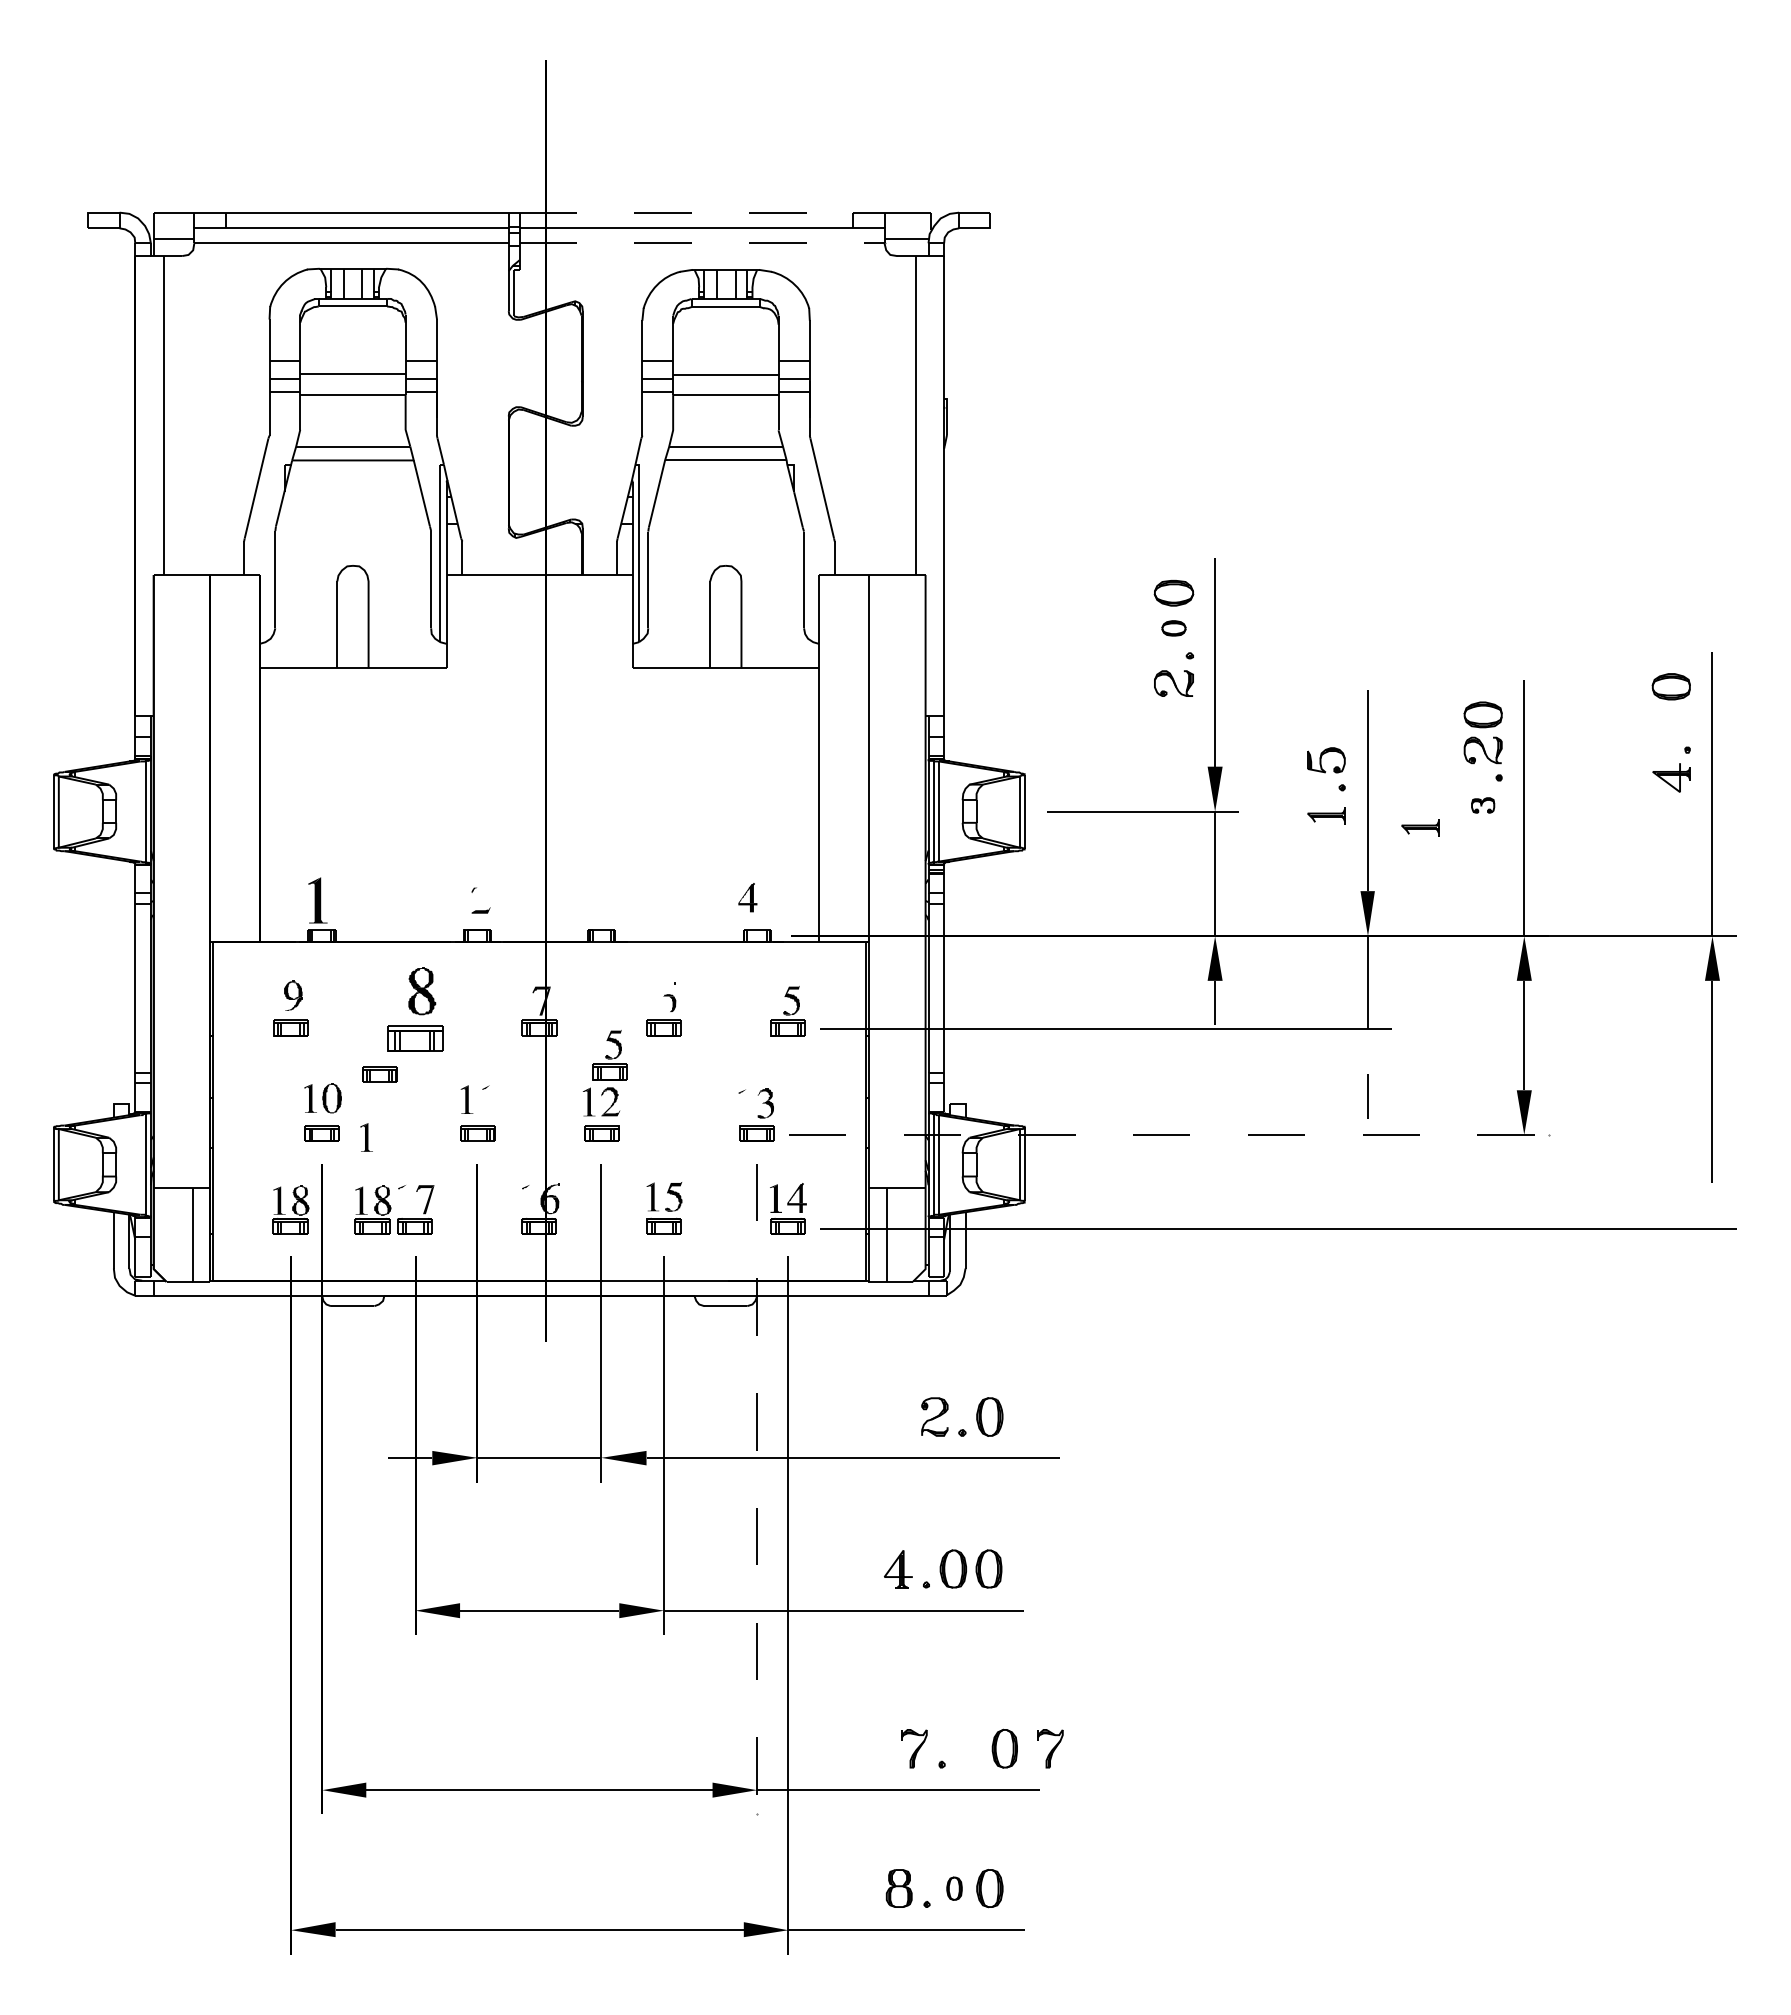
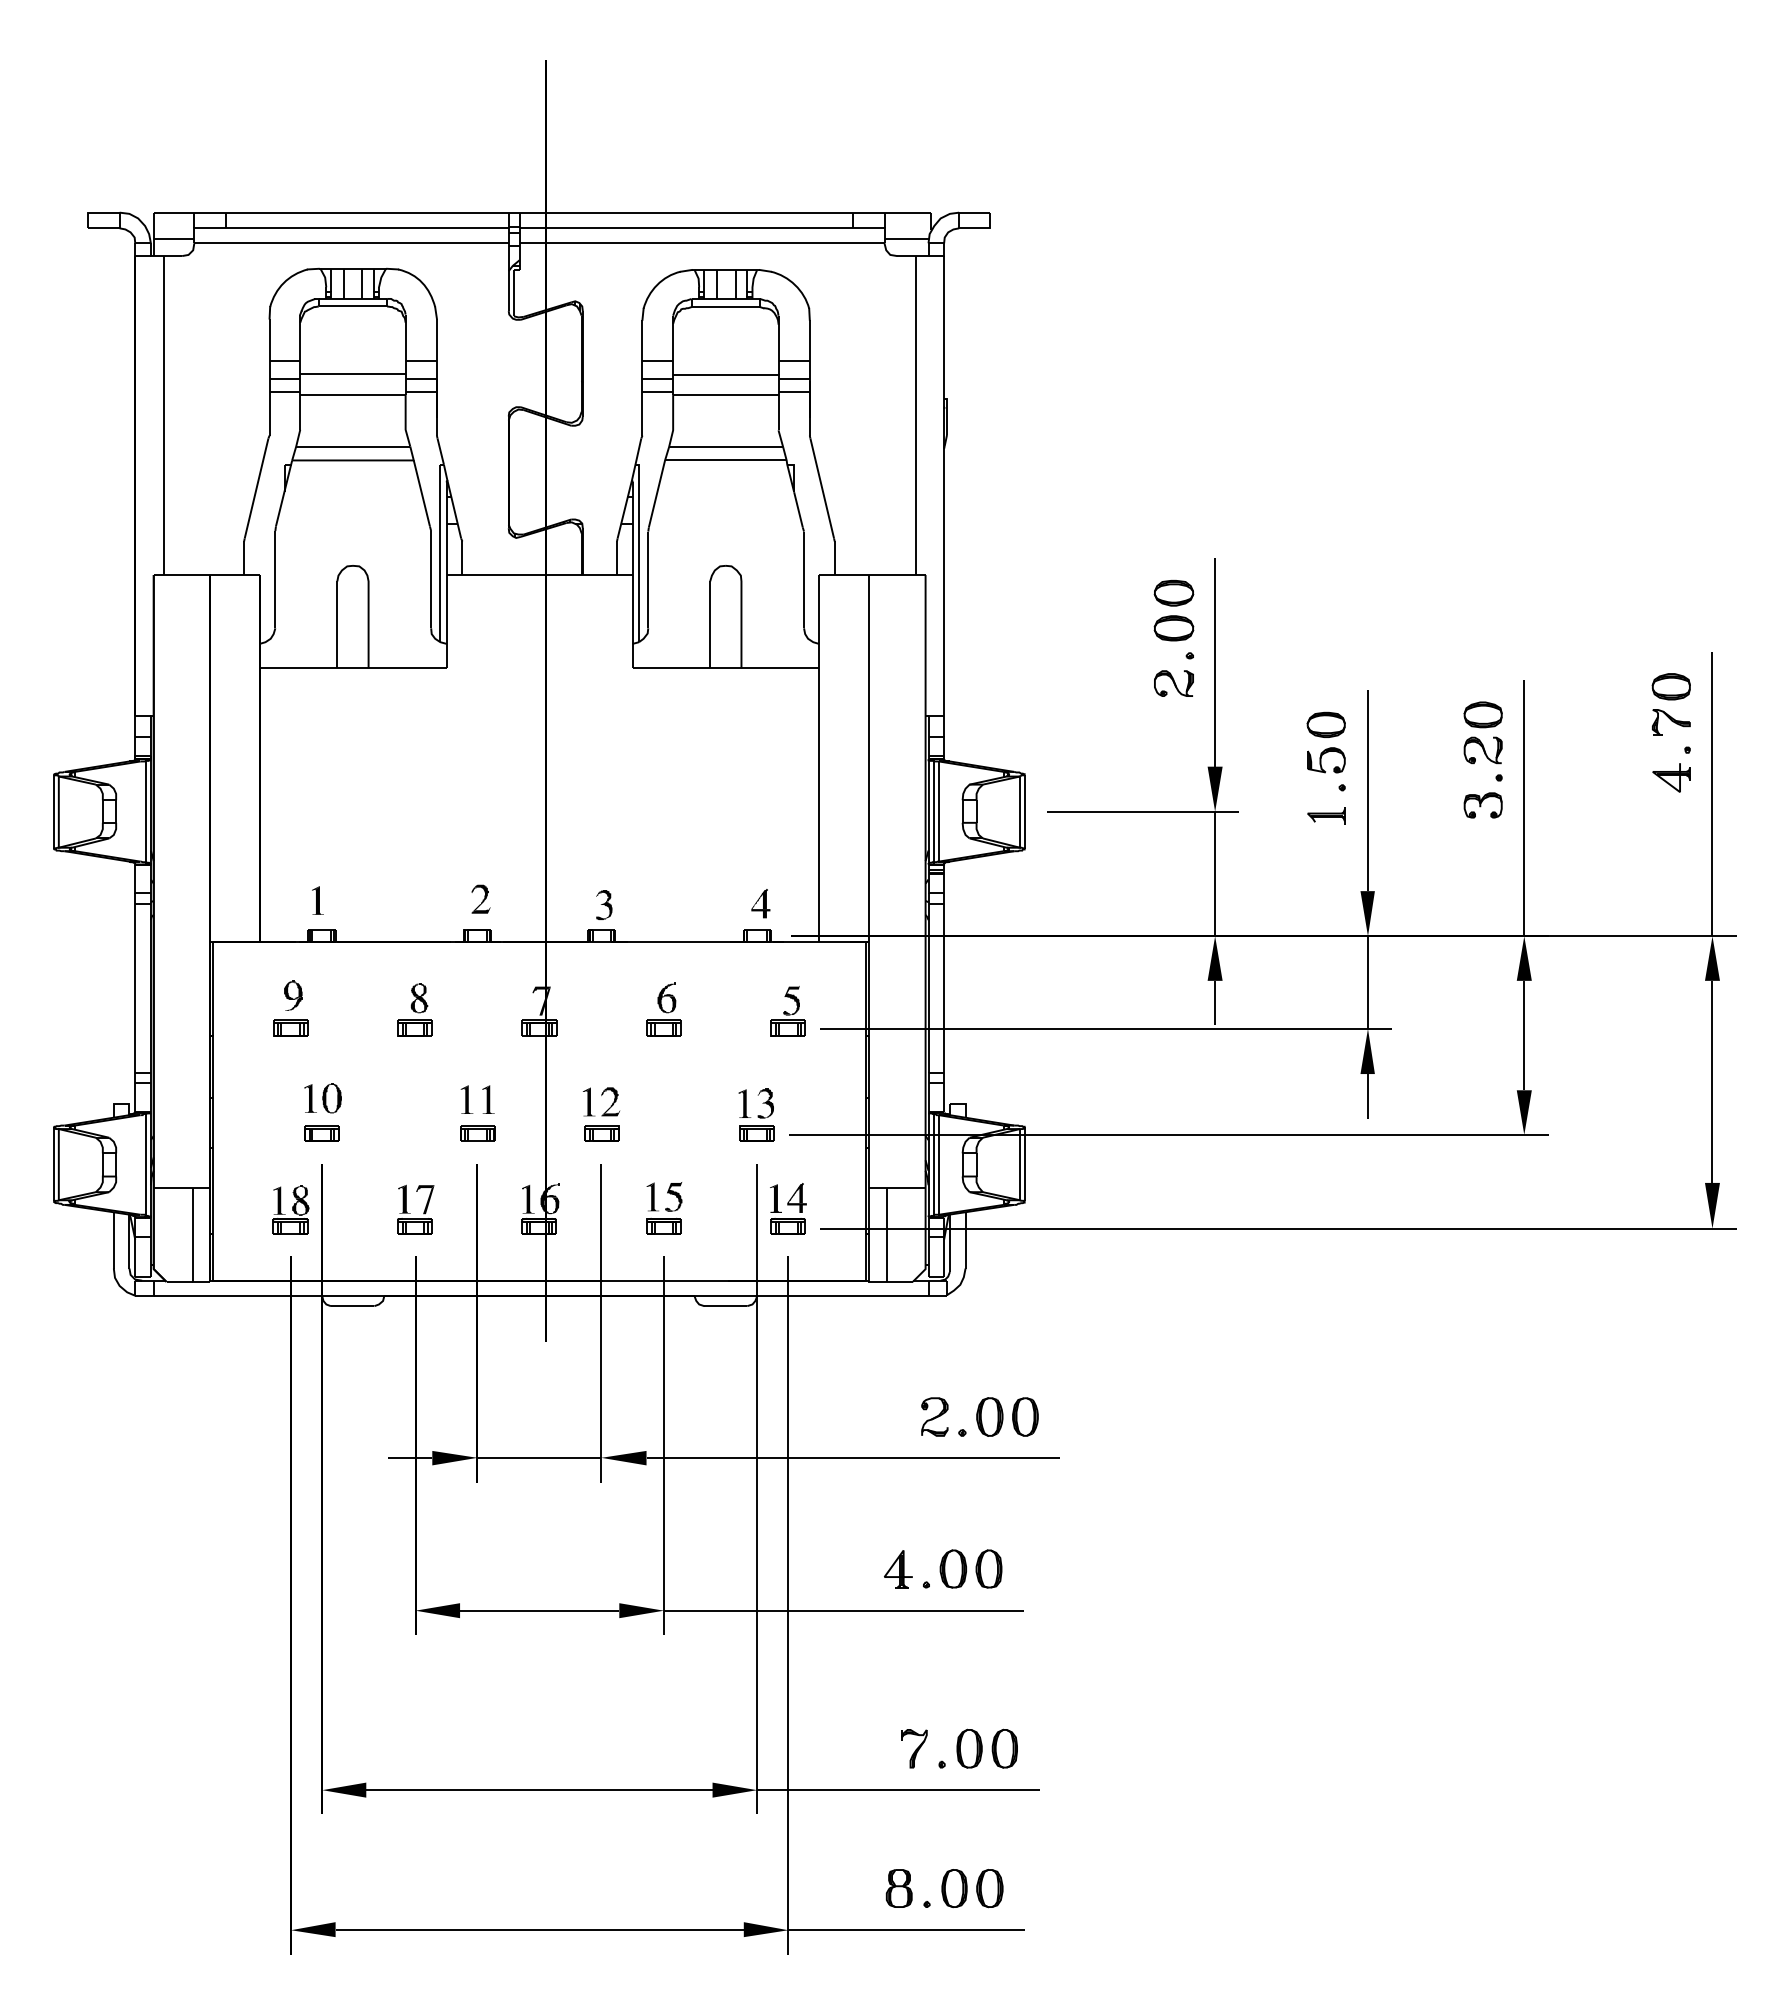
line: dashed -> solid (687, 212)
line: dashed -> solid (702, 243)
part size: 26x17 px -> 42x27 px (1173, 628)
part: none -> present (1670, 722)
part: none -> present (1325, 724)
part size: 25x17 px -> 40x27 px (1482, 805)
part: present -> none (1420, 827)
part position: (747, 897) -> (760, 903) (760, 903)
fill: none -> present (480, 898)
part size: 20x47 px -> 12x29 px (317, 900)
part: none -> present (604, 904)
fill: none -> present (666, 998)
part size: 57x85 px -> 36x54 px (414, 1009)
fill: none -> present (1367, 1051)
part: present -> none (609, 1055)
part: present -> none (379, 1074)
fill: none -> present (488, 1099)
fill: none -> present (745, 1103)
line: dashed -> solid (1169, 1134)
part: present -> none (366, 1137)
fill: none -> present (404, 1198)
fill: none -> present (528, 1198)
fill: none -> present (1711, 1205)
part: present -> none (372, 1209)
part: none -> present (1025, 1416)
line: dashed -> solid (757, 1489)
part: none -> present (969, 1748)
part: present -> none (1050, 1748)
part size: 17x25 px -> 27x40 px (954, 1888)
